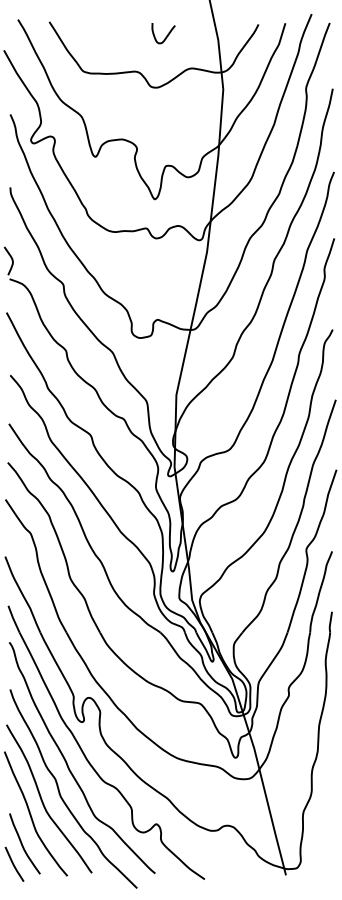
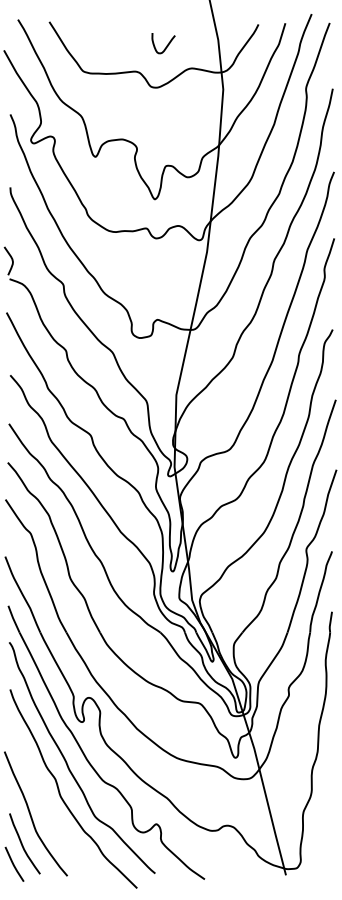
curve position: (166, 35) -> (166, 45) (166, 45)
curve: present -> none (43, 801)
